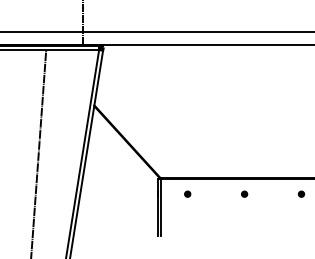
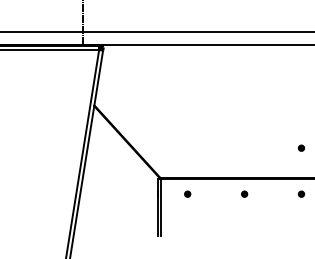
part: none -> present (301, 147)
line: present -> none (38, 152)
